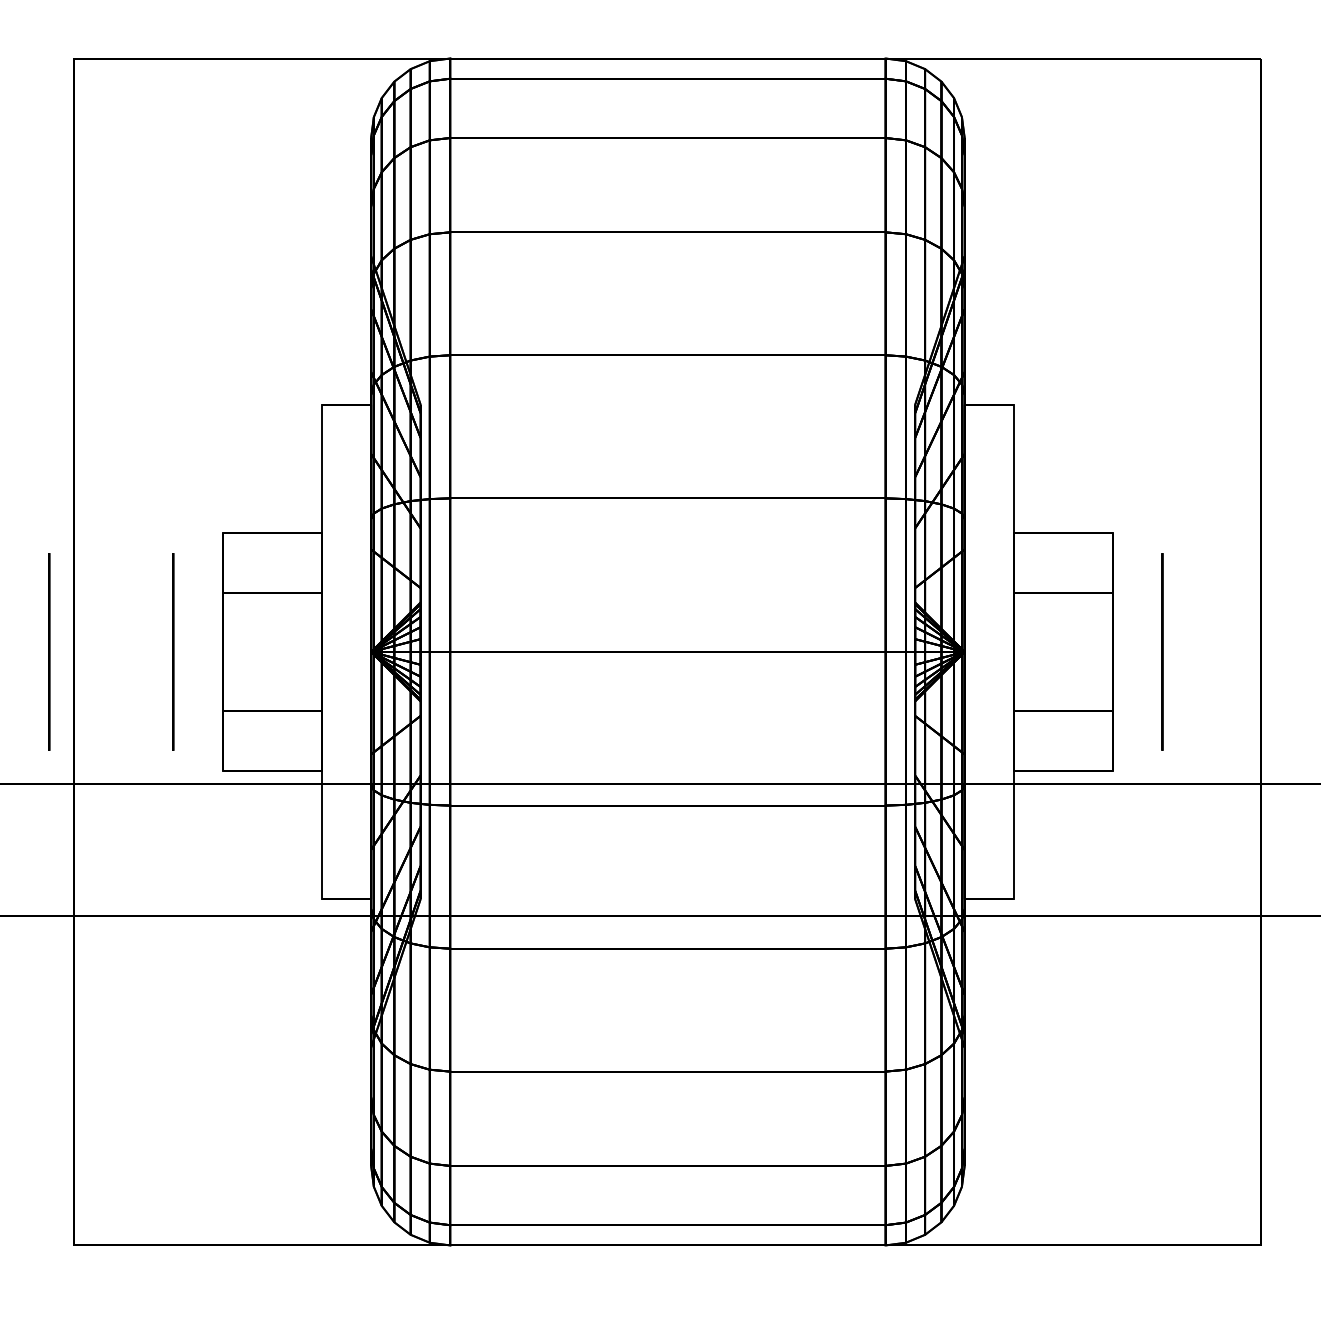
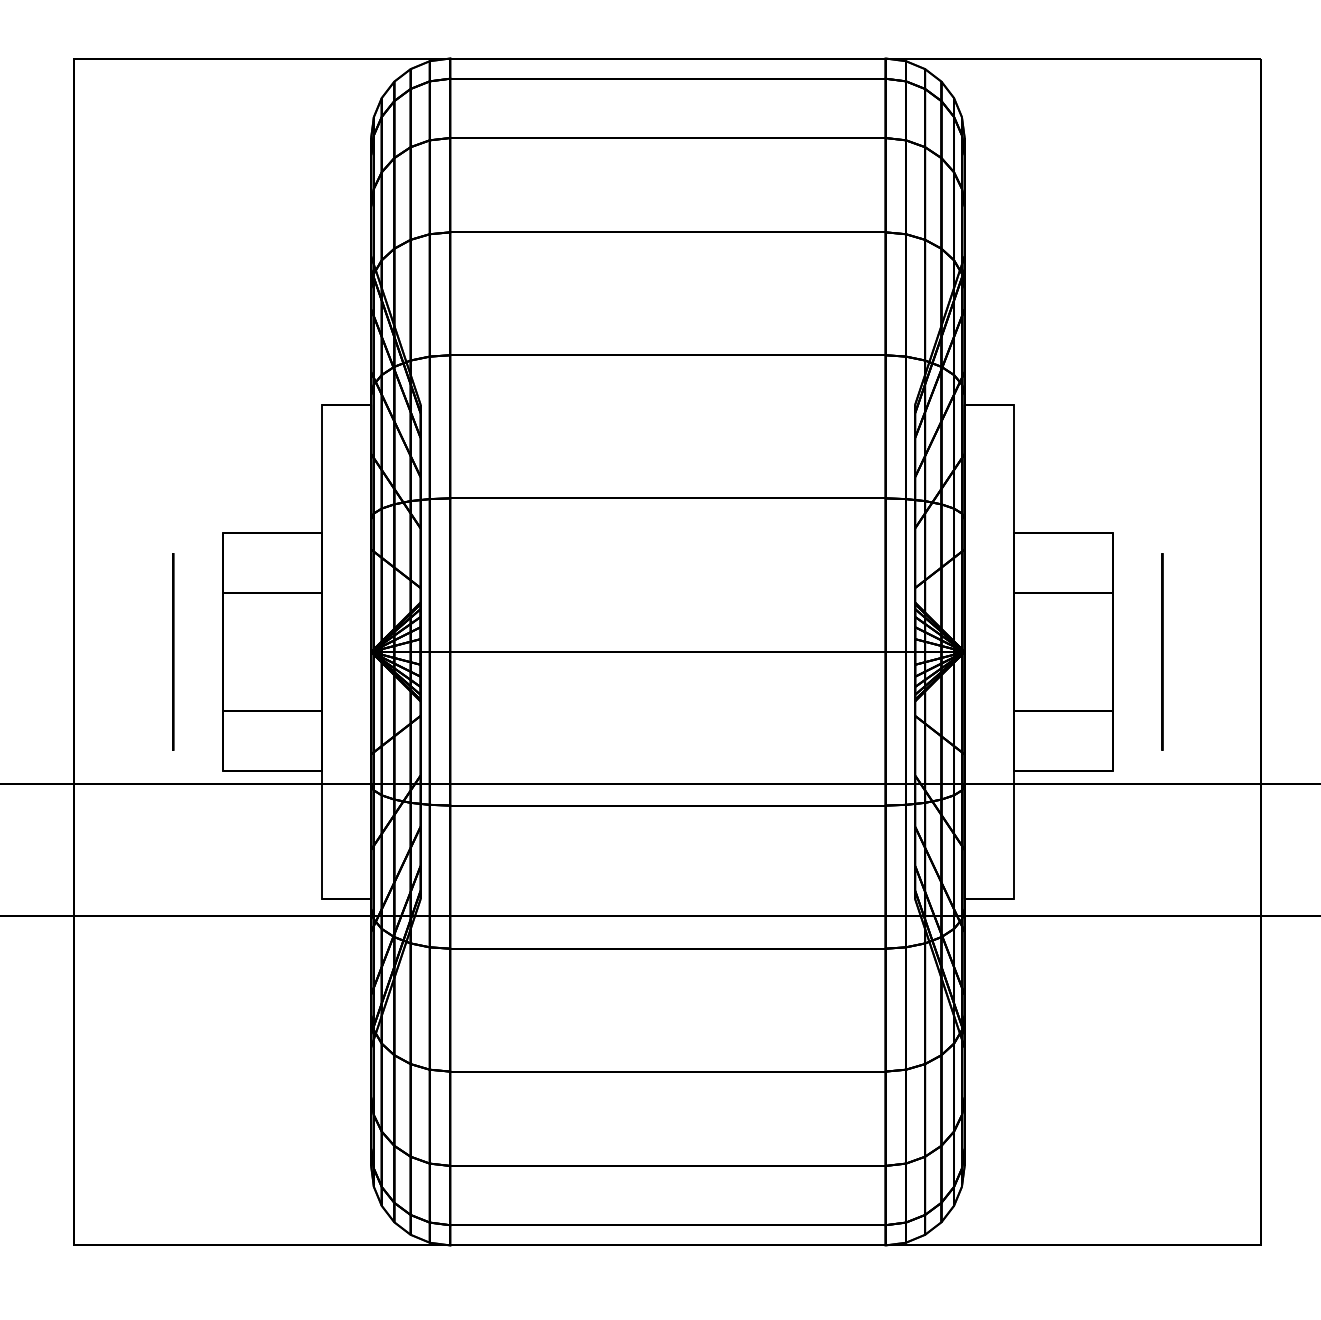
circle: present -> none (49, 651)
